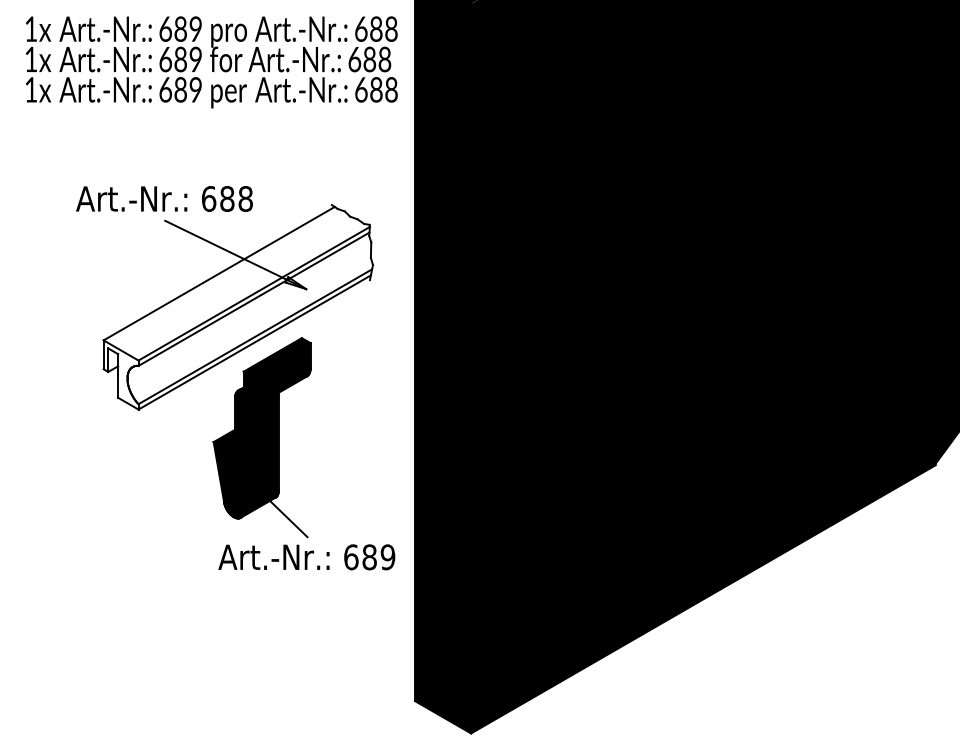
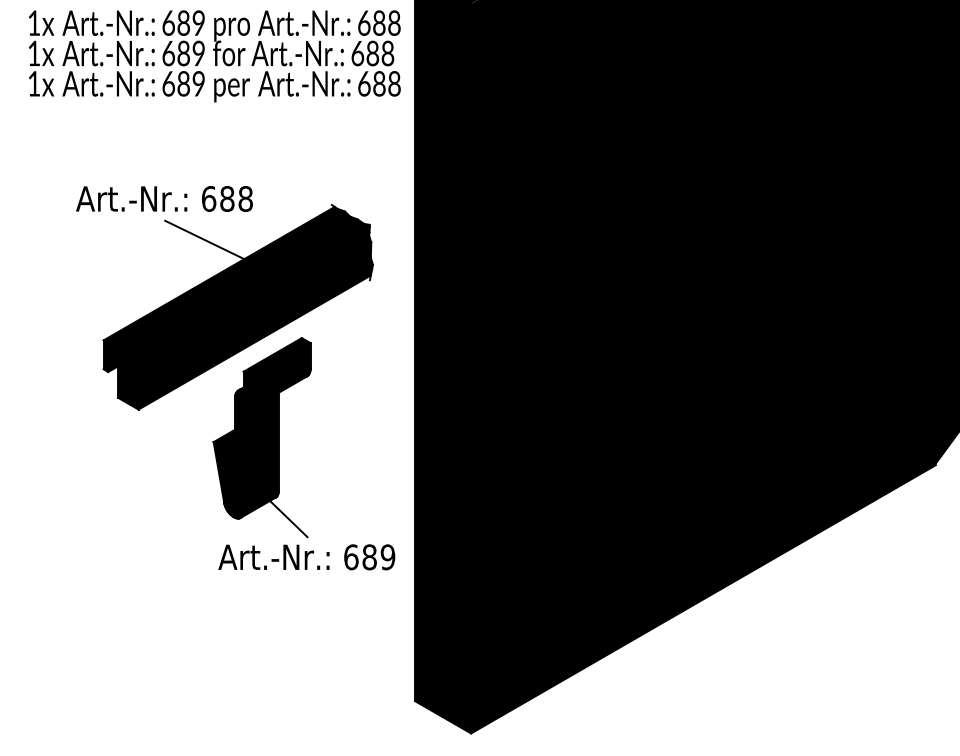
text position: (211, 62) -> (214, 56) (214, 56)
fill: none -> present (295, 283)
fill: none -> present (237, 307)
